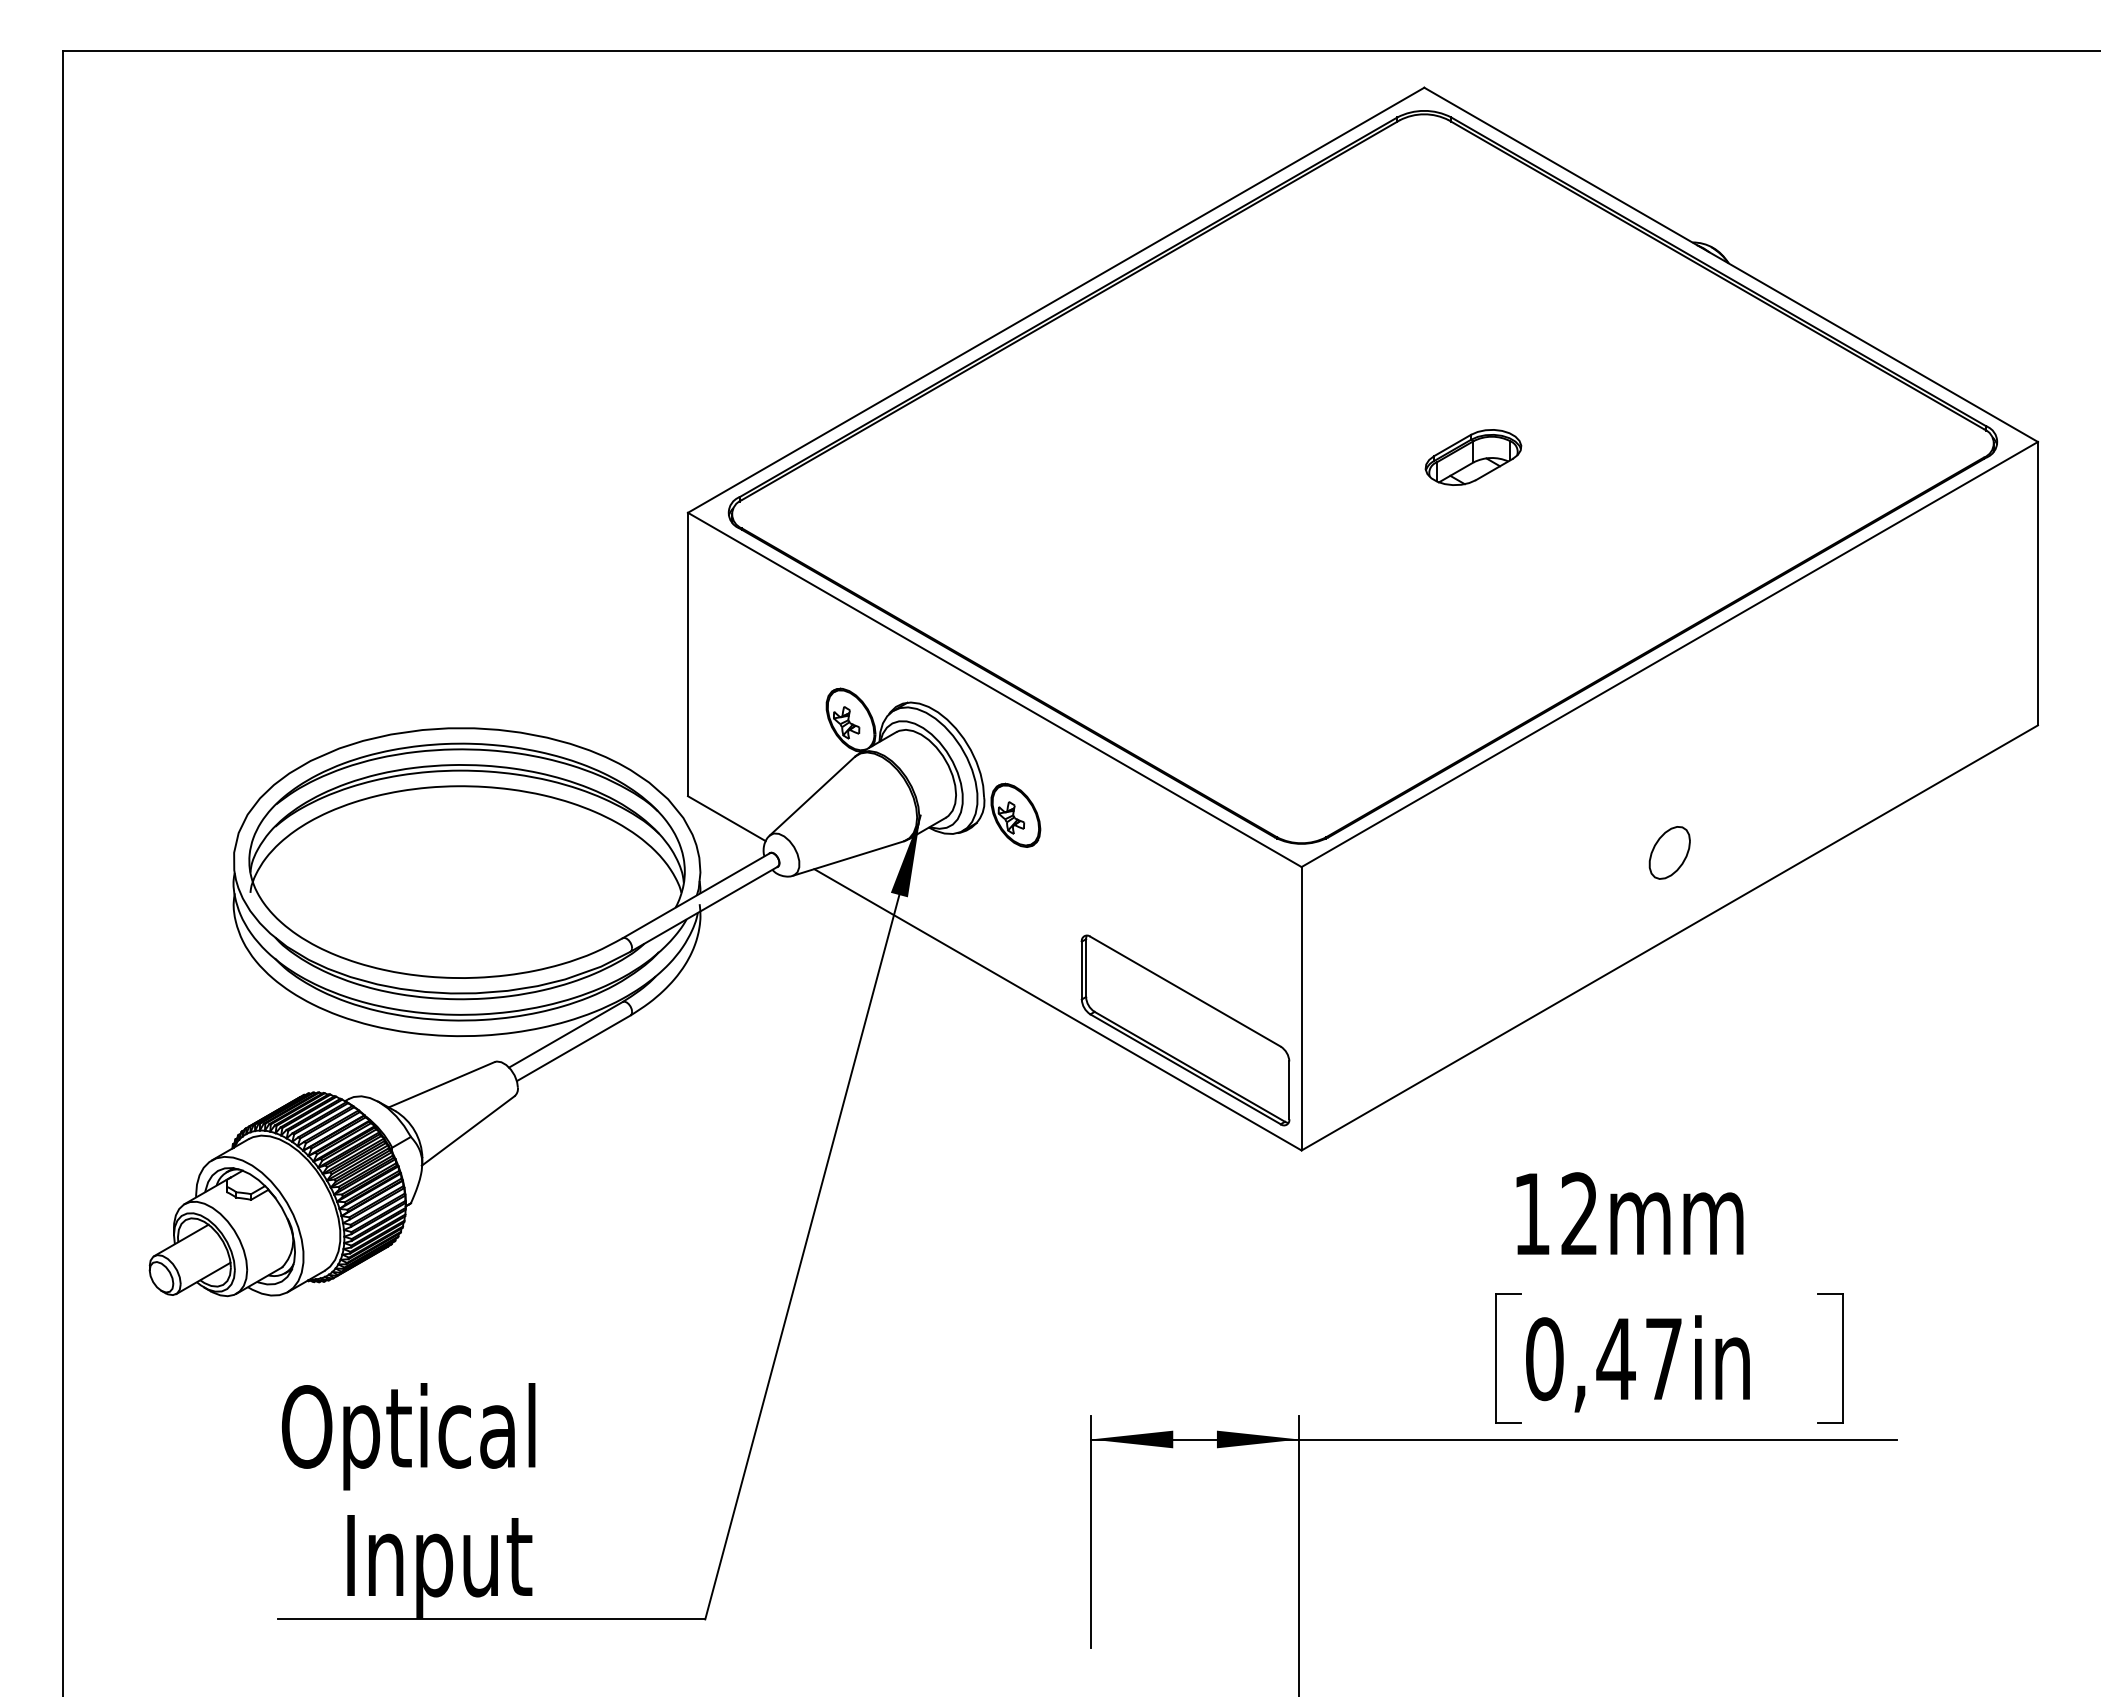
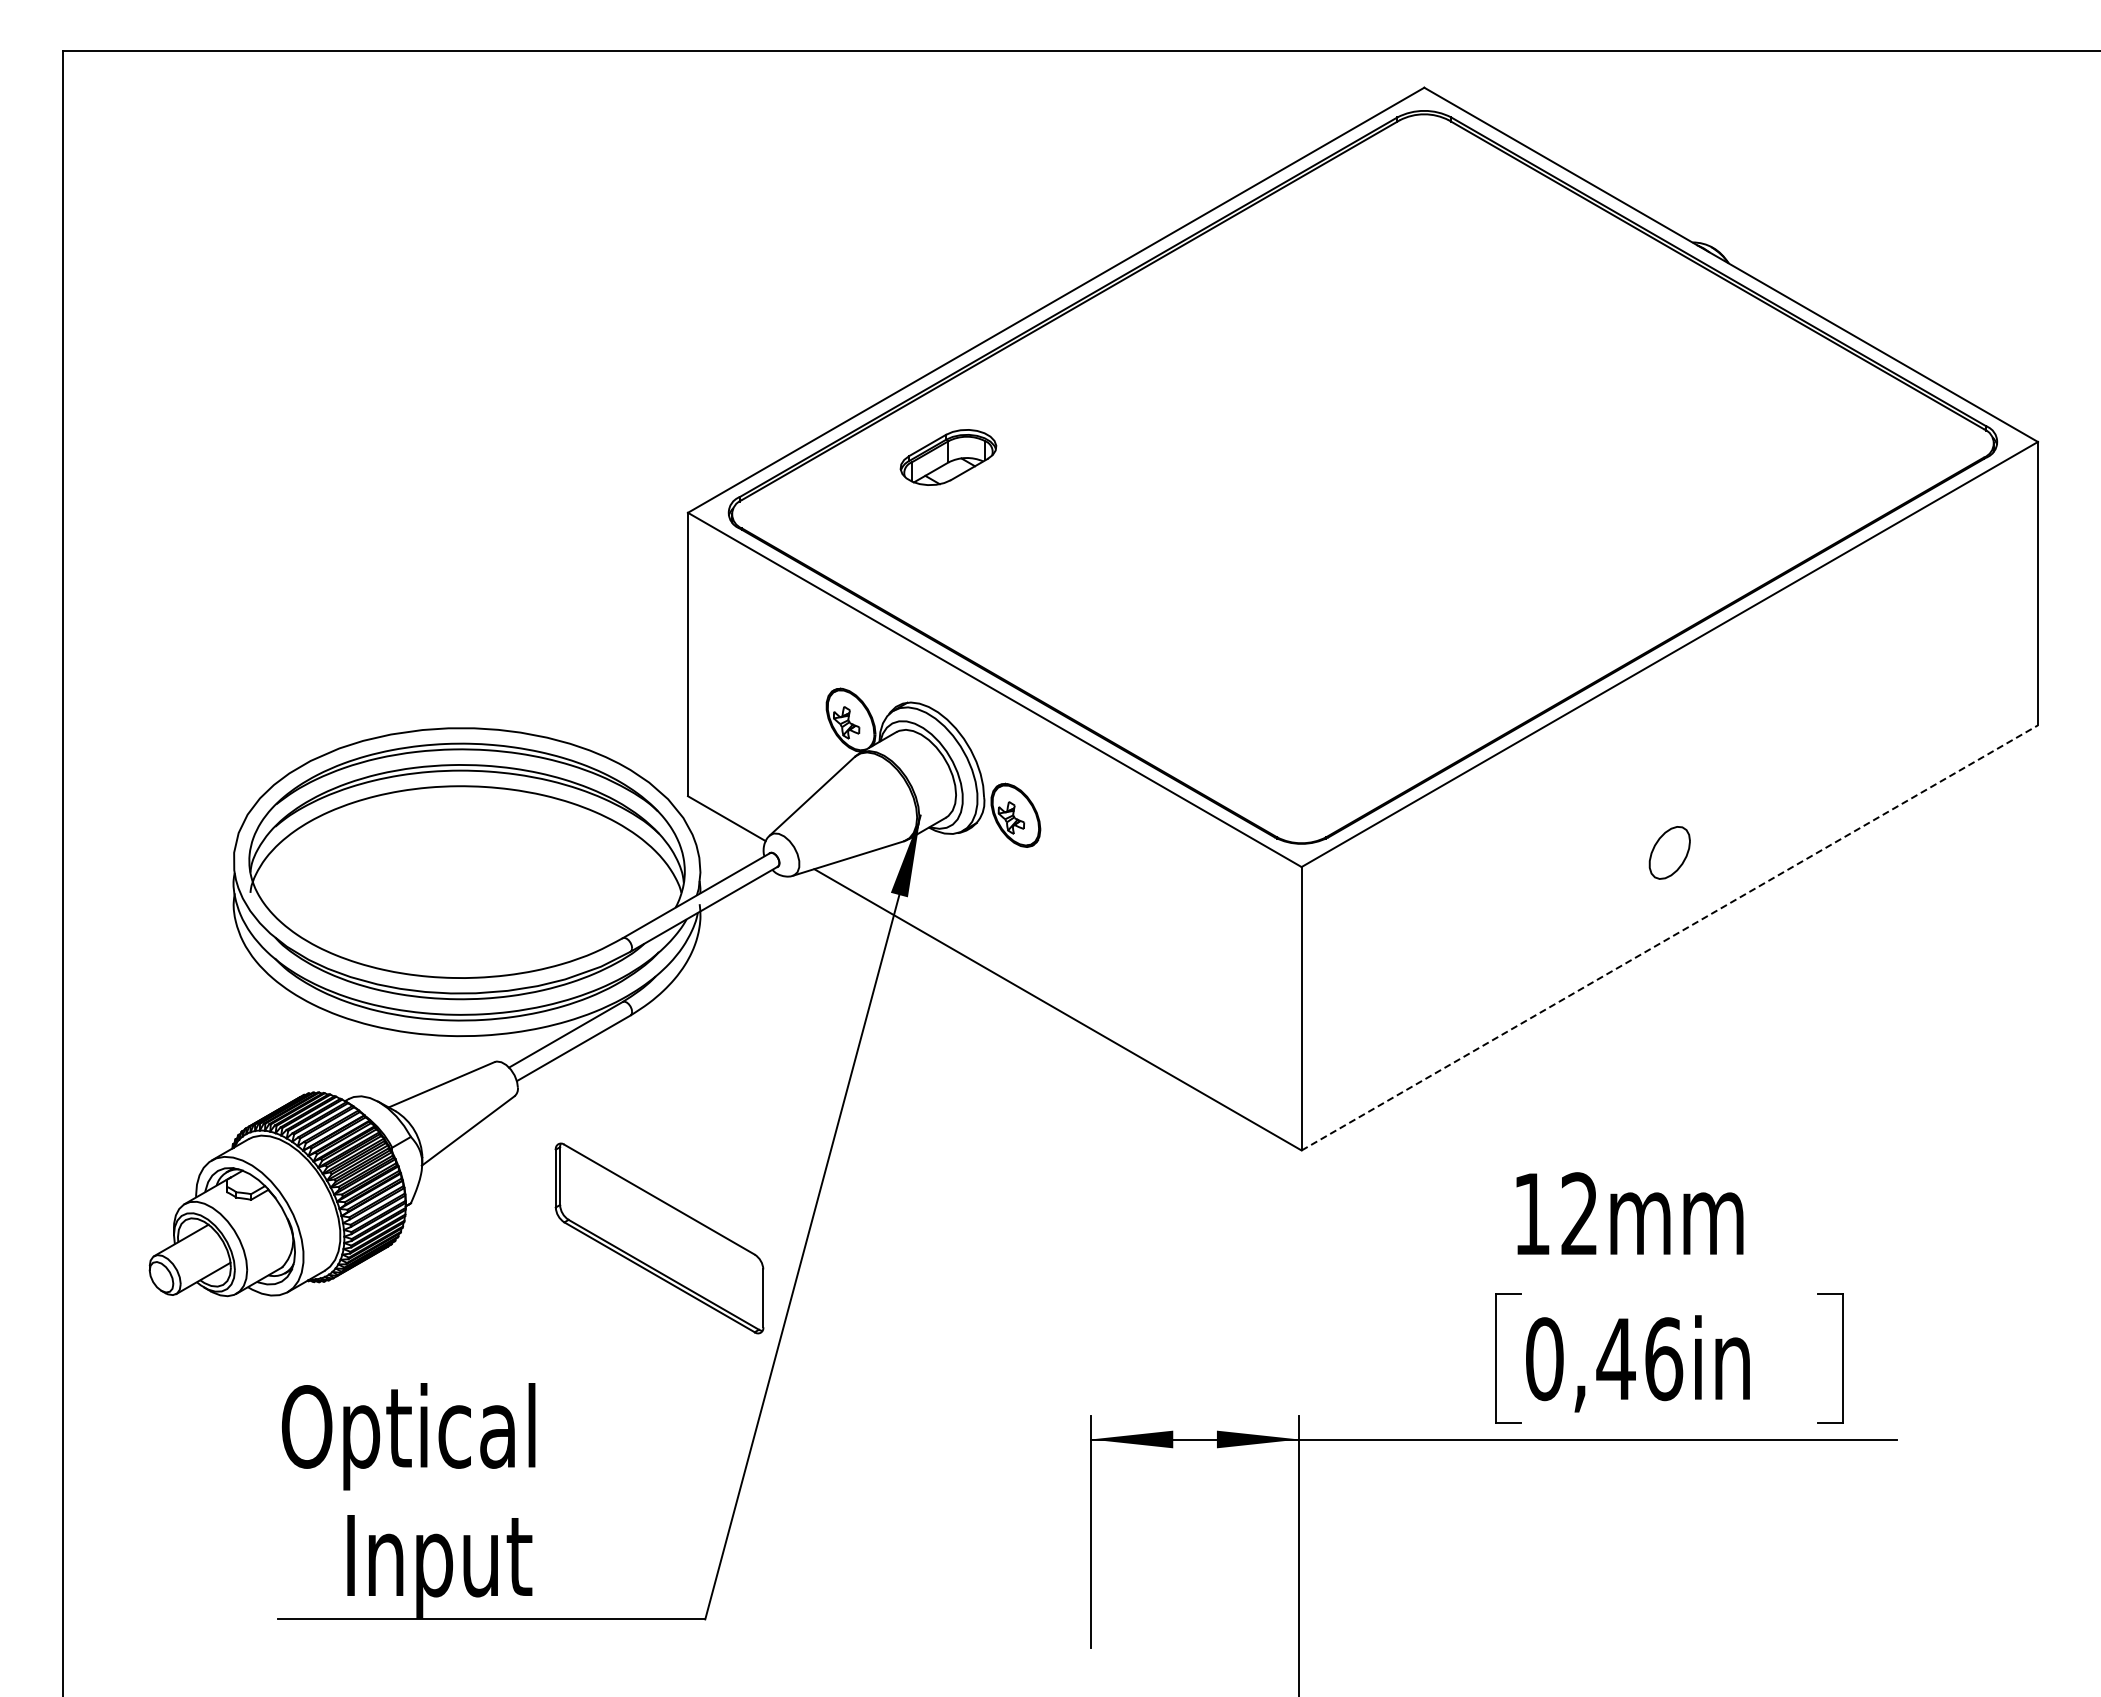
part position: (1473, 457) -> (948, 457) (948, 457)
line: solid -> dashed (1670, 937)
part position: (1185, 1030) -> (659, 1238) (659, 1238)
text: 0,47in -> 0,46in (1664, 1359)
